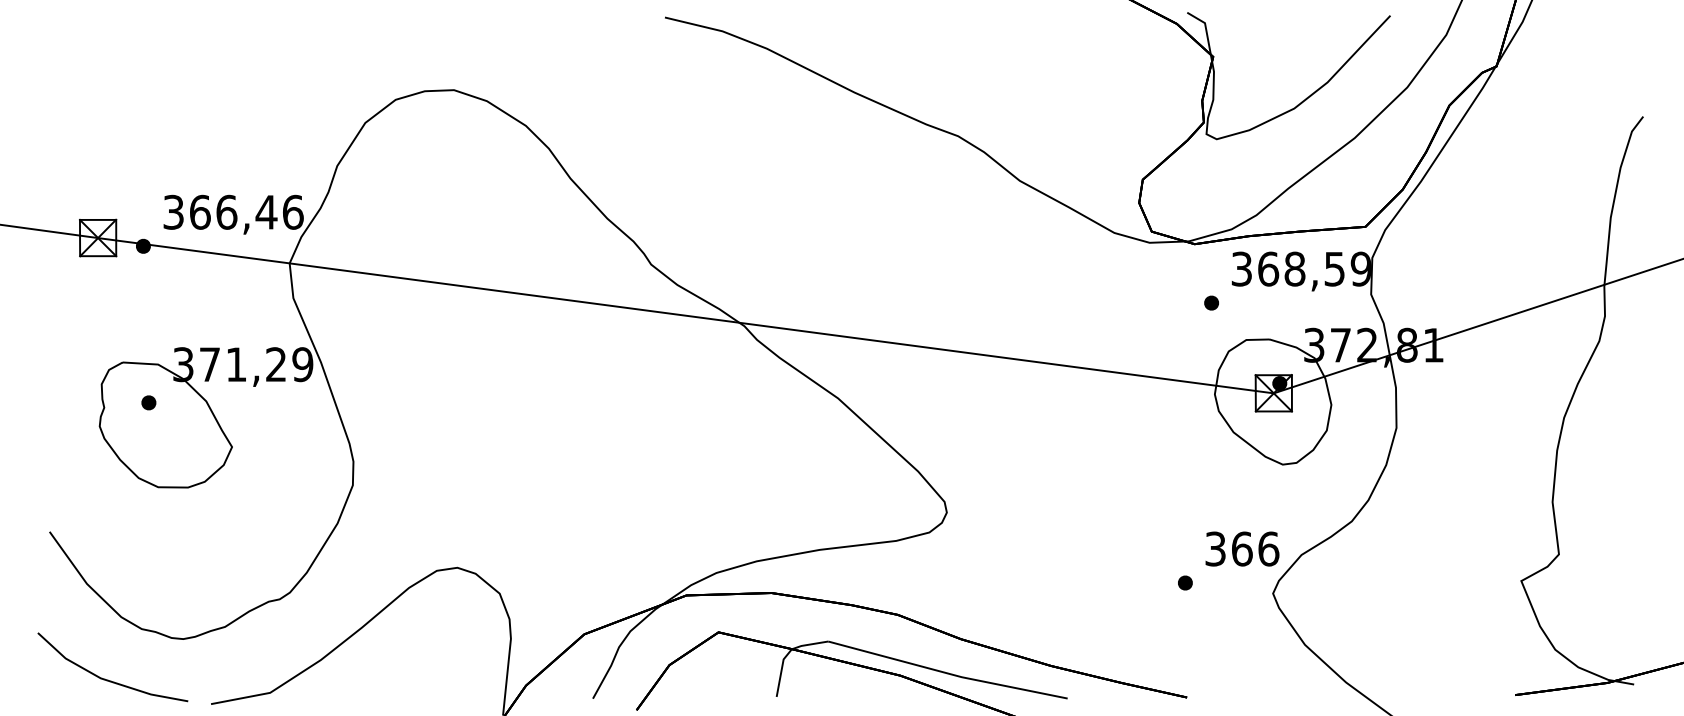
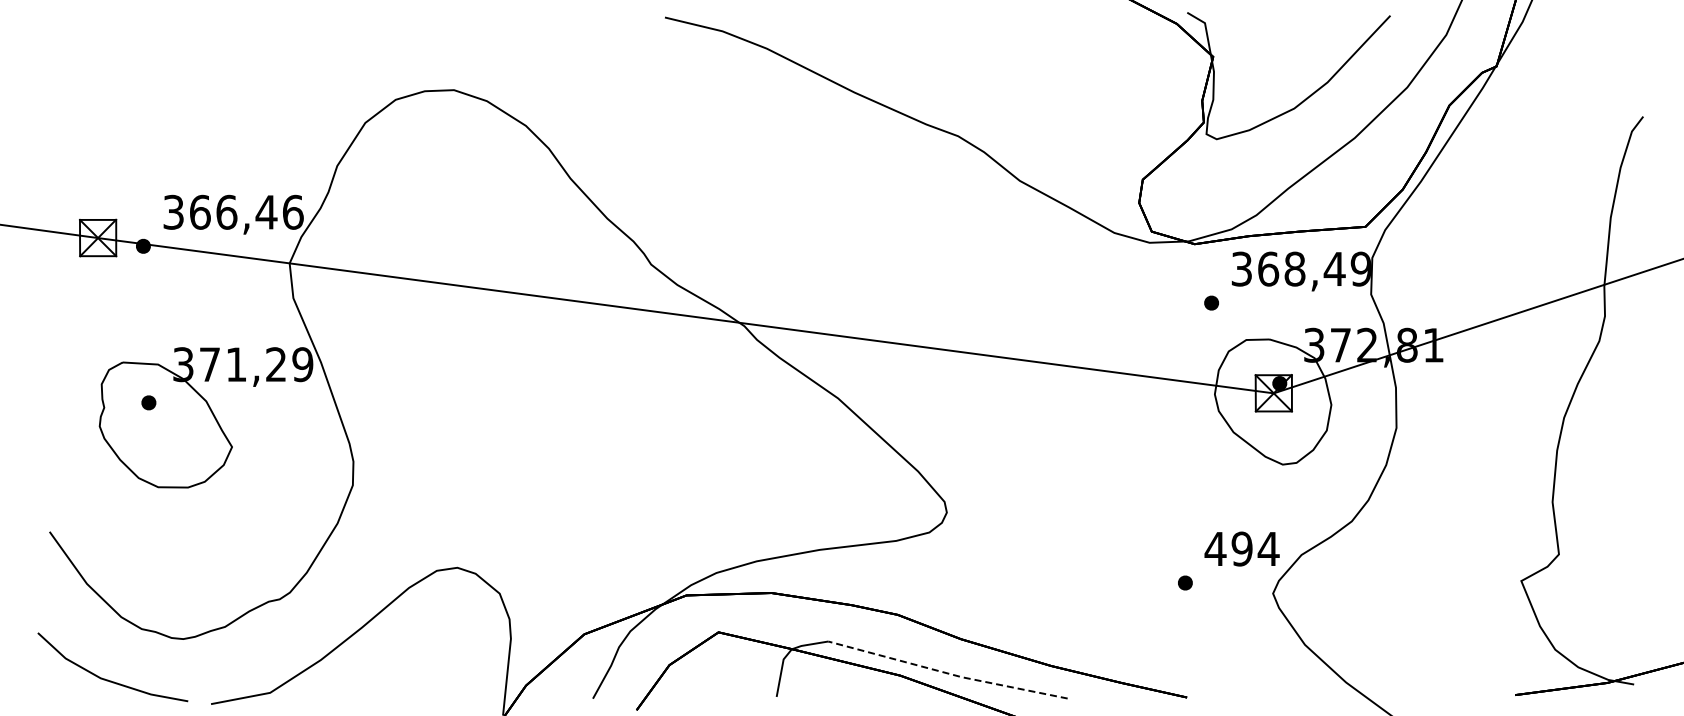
text: 368,59 -> 368,49 (1334, 269)
text: 366 -> 494 (1241, 548)
line: solid -> dashed (947, 673)
